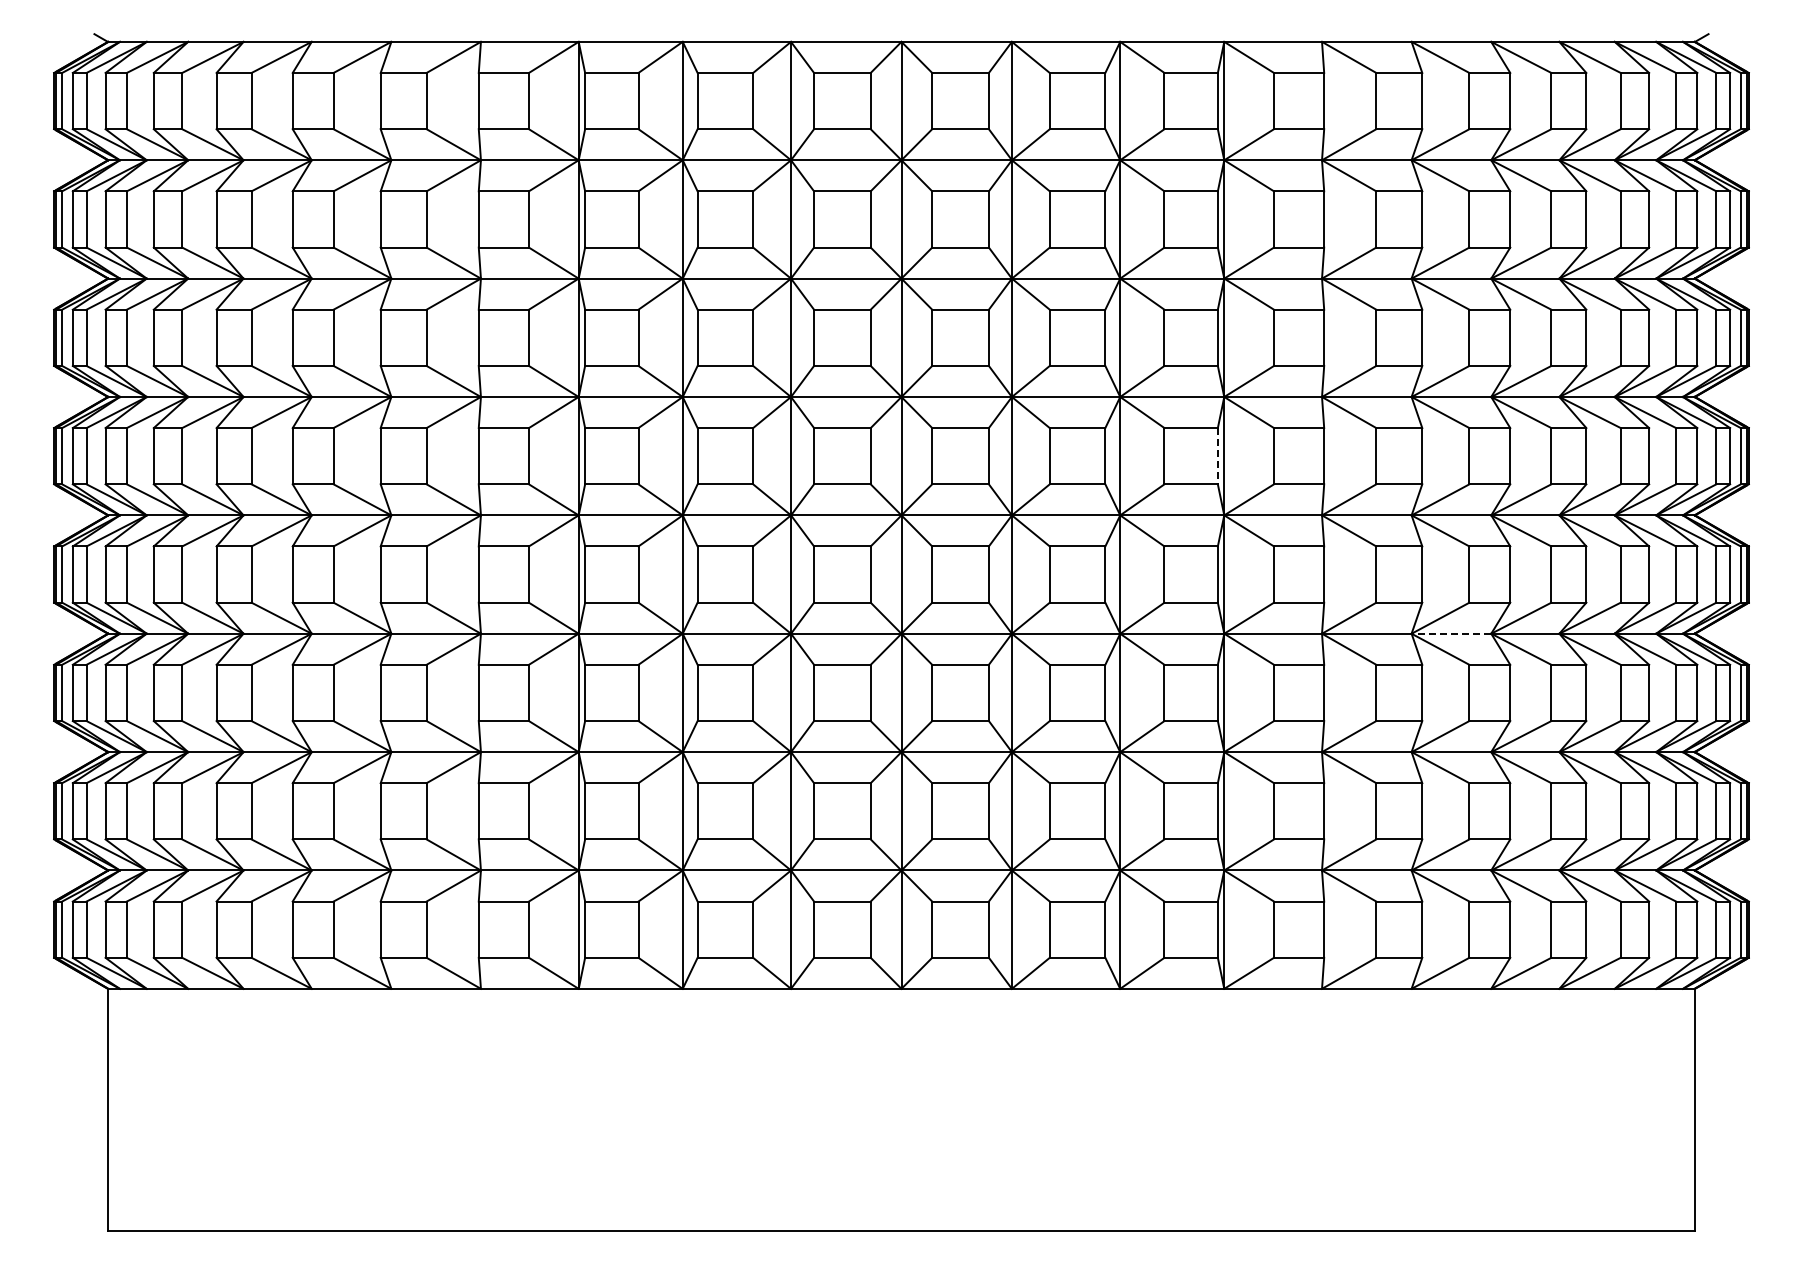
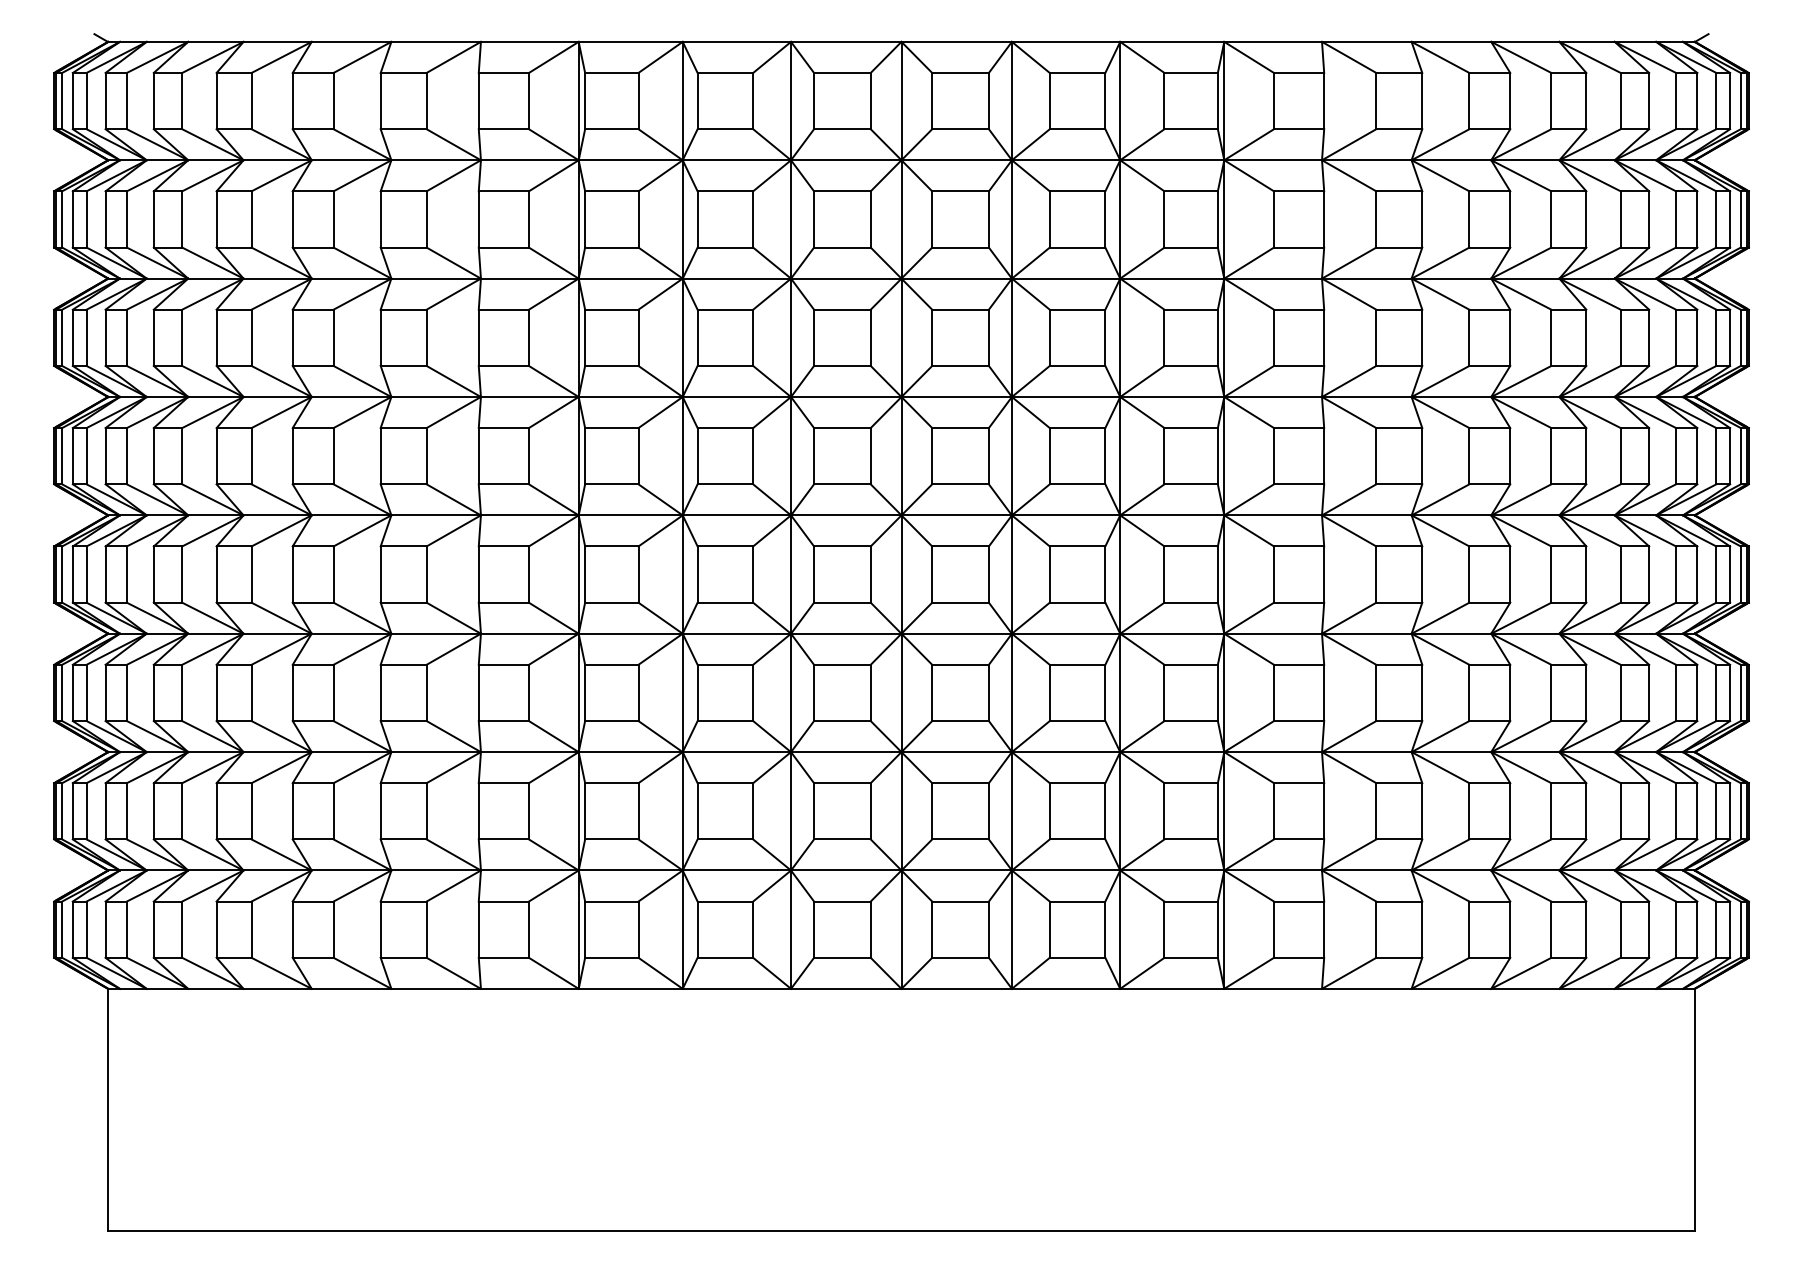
line: dashed -> solid (1217, 456)
line: dashed -> solid (1451, 633)
